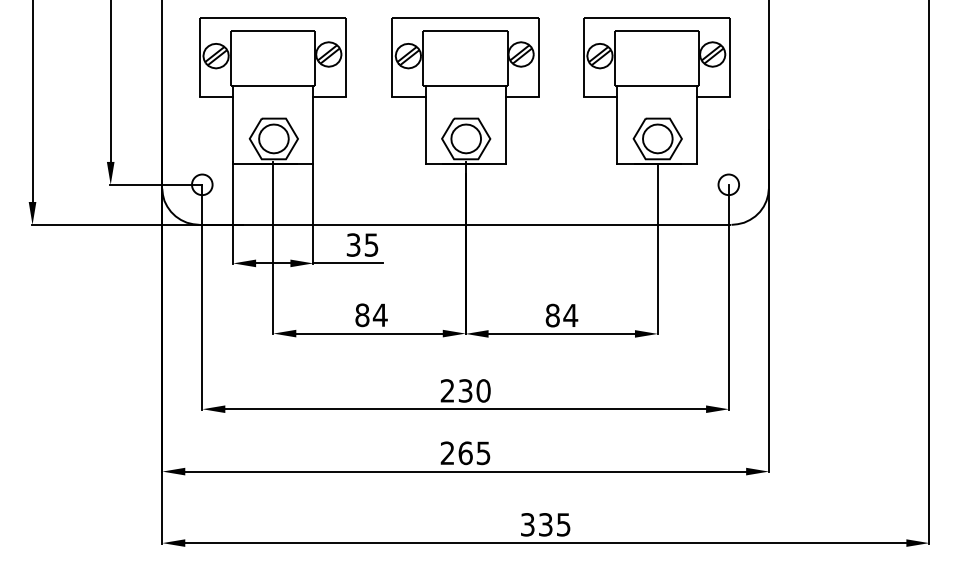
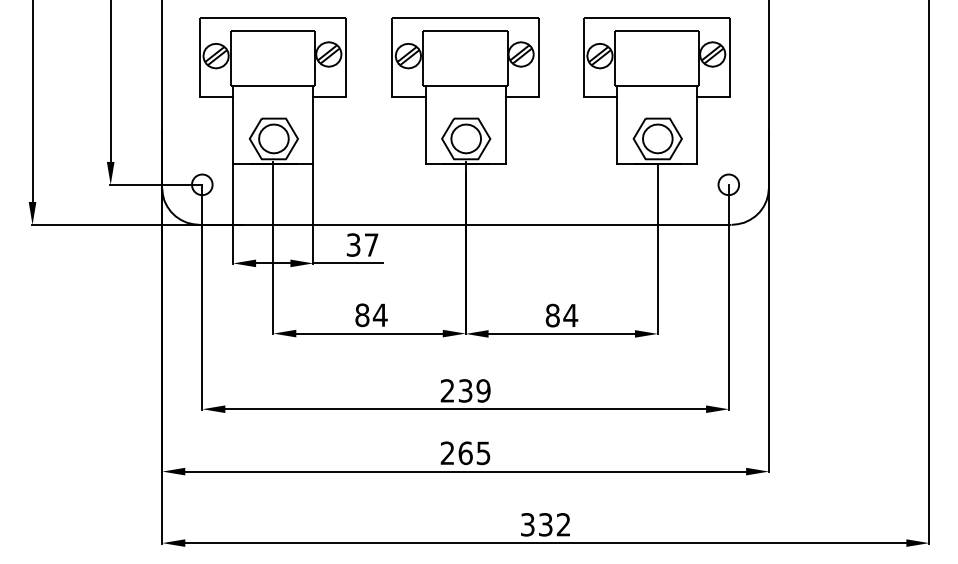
text: 35 -> 37 (371, 244)
text: 230 -> 239 (483, 390)
text: 335 -> 332 (563, 524)
